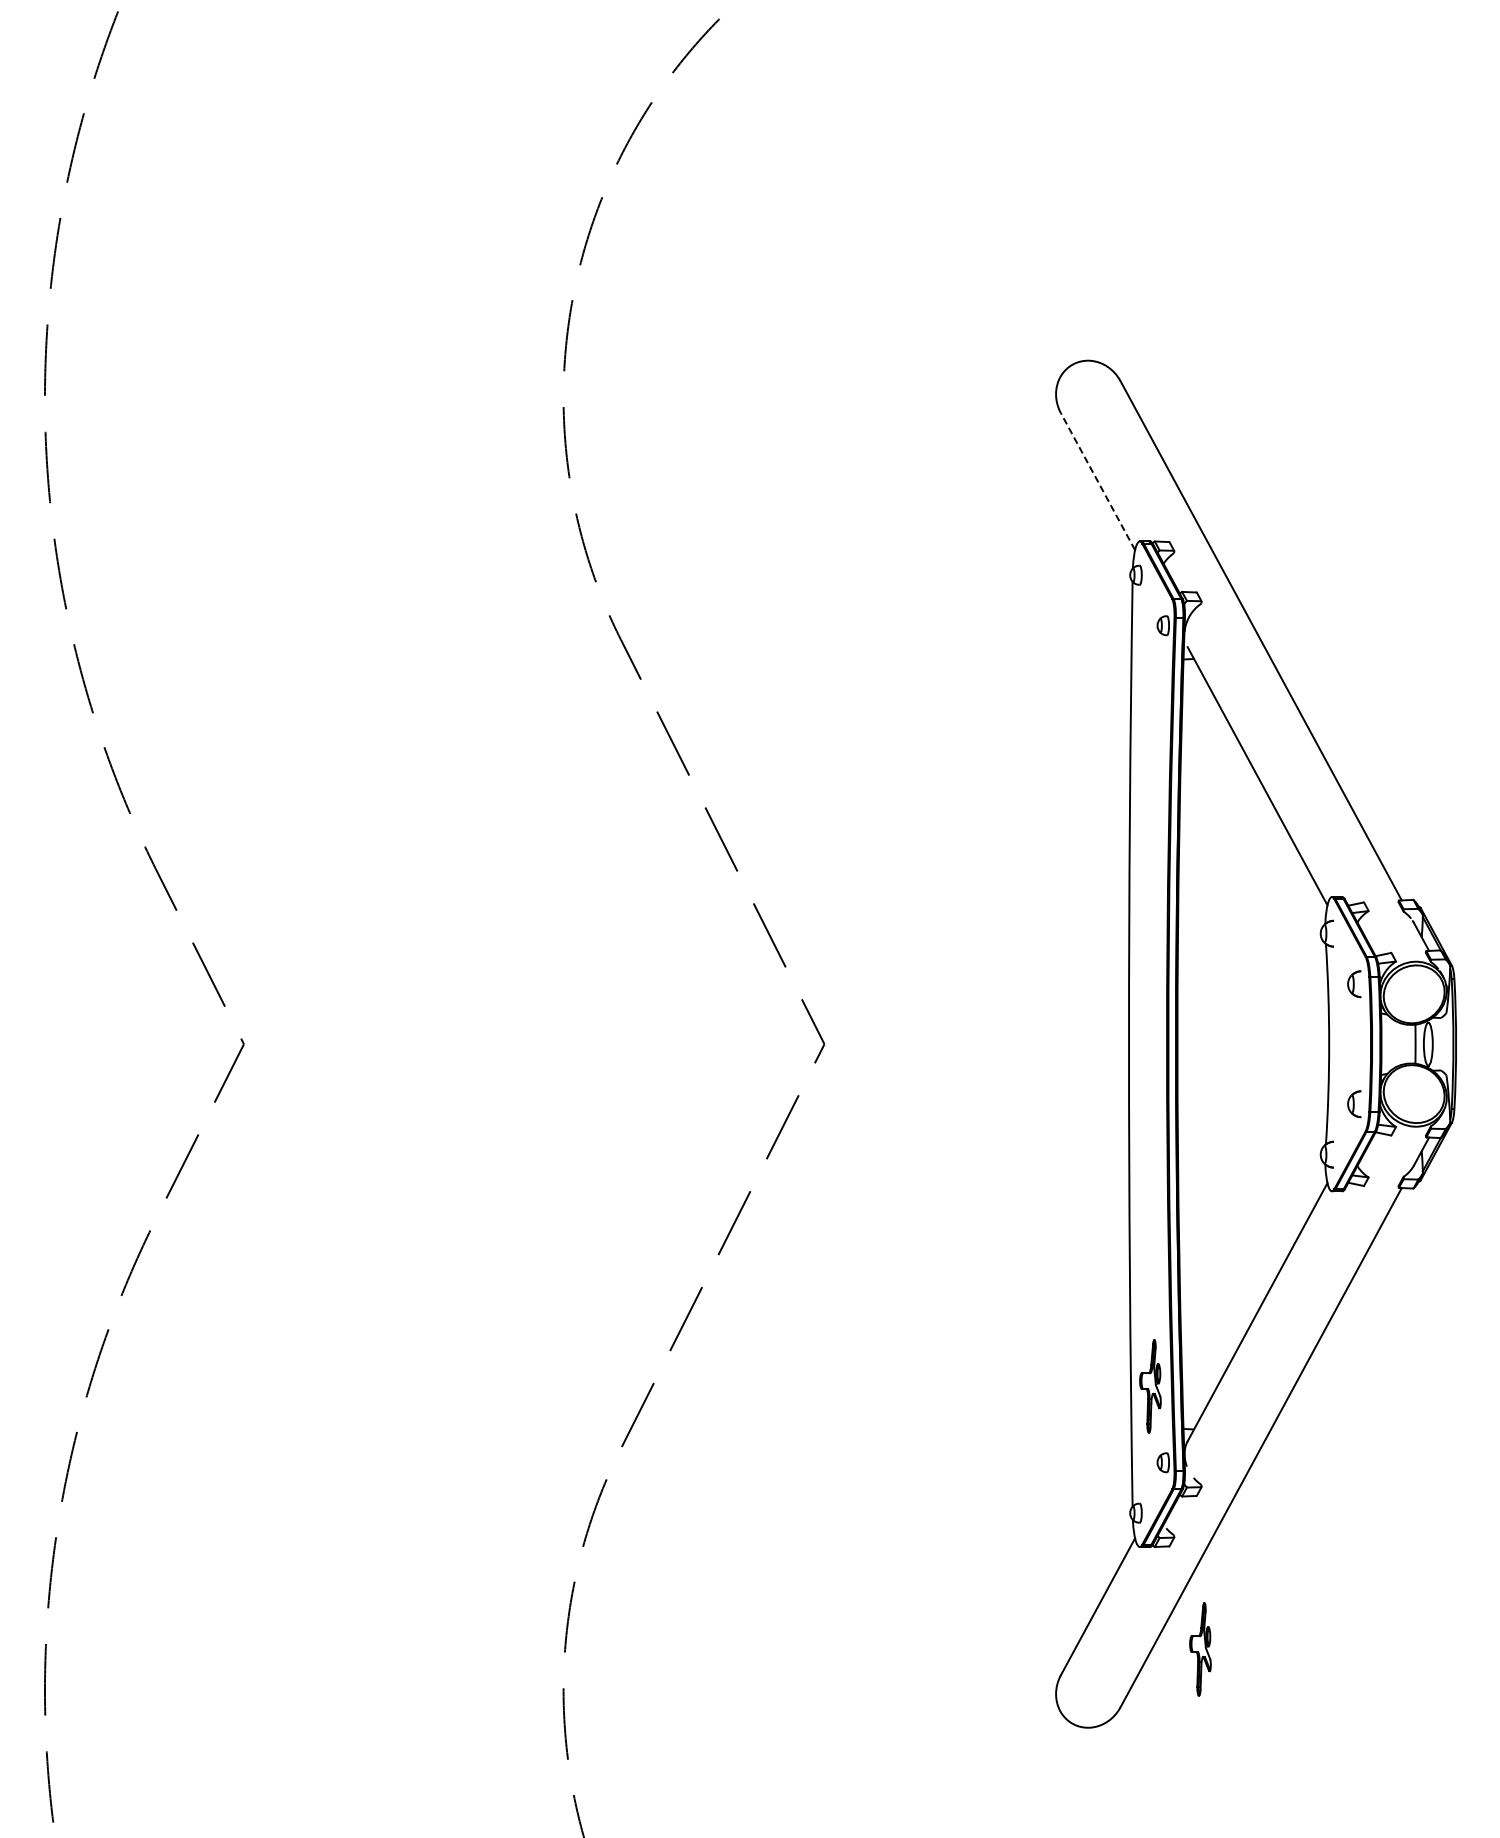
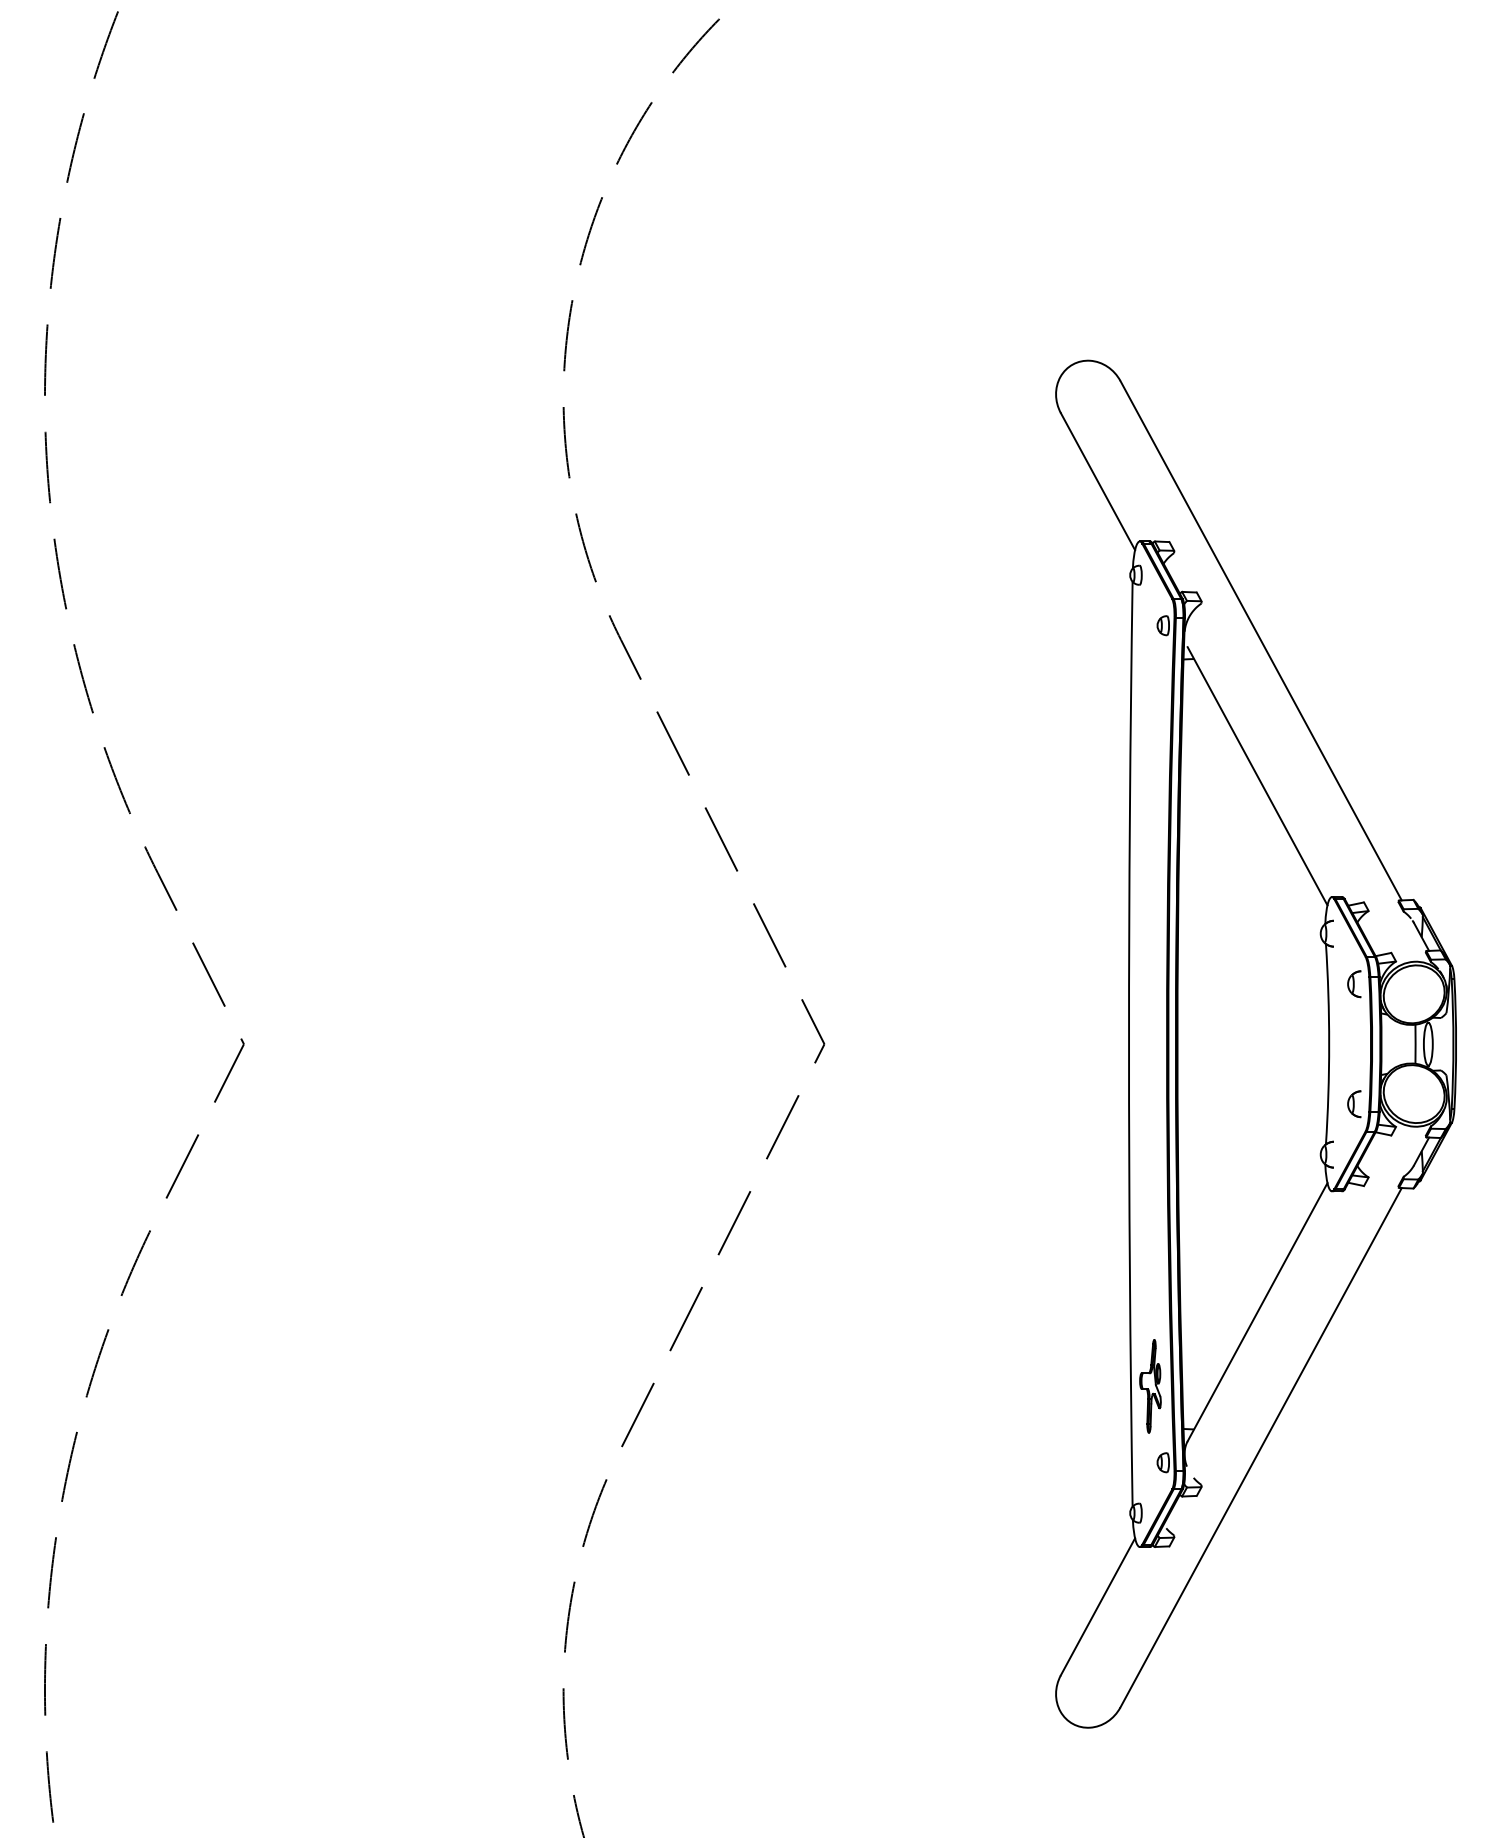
line: dashed -> solid (1097, 481)
part: present -> none (1200, 1649)
